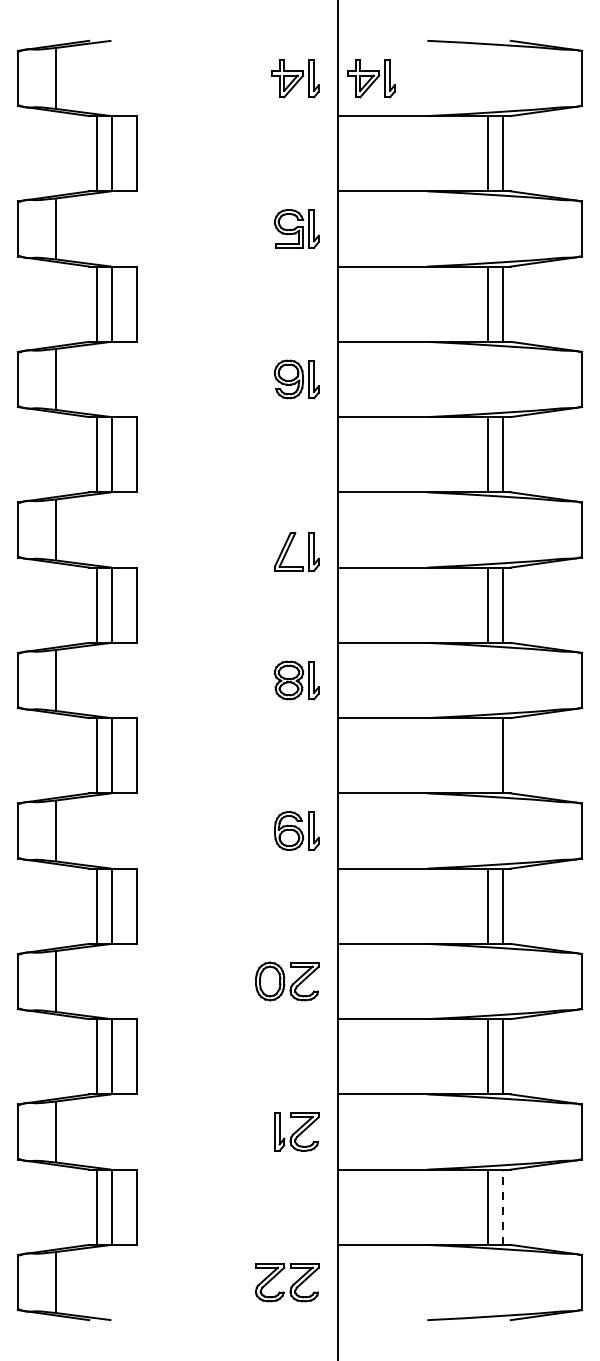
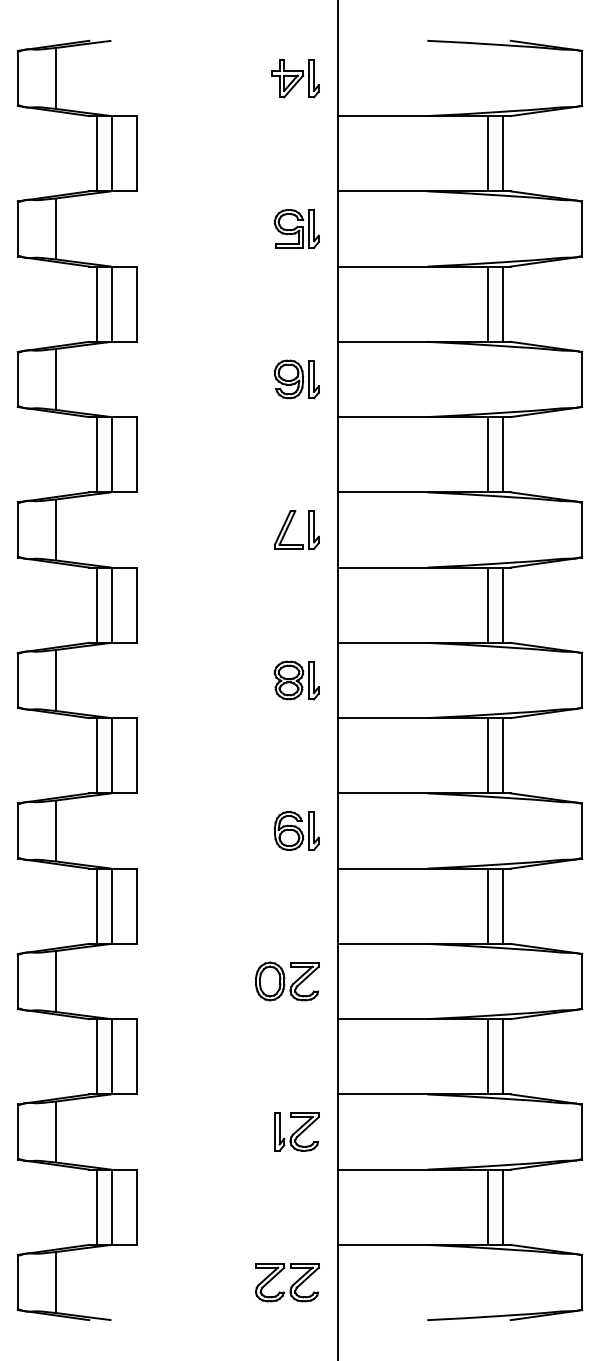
part: present -> none (371, 78)
part position: (289, 548) -> (289, 526) (289, 526)
line: none -> present (487, 755)
line: dashed -> solid (503, 1207)
